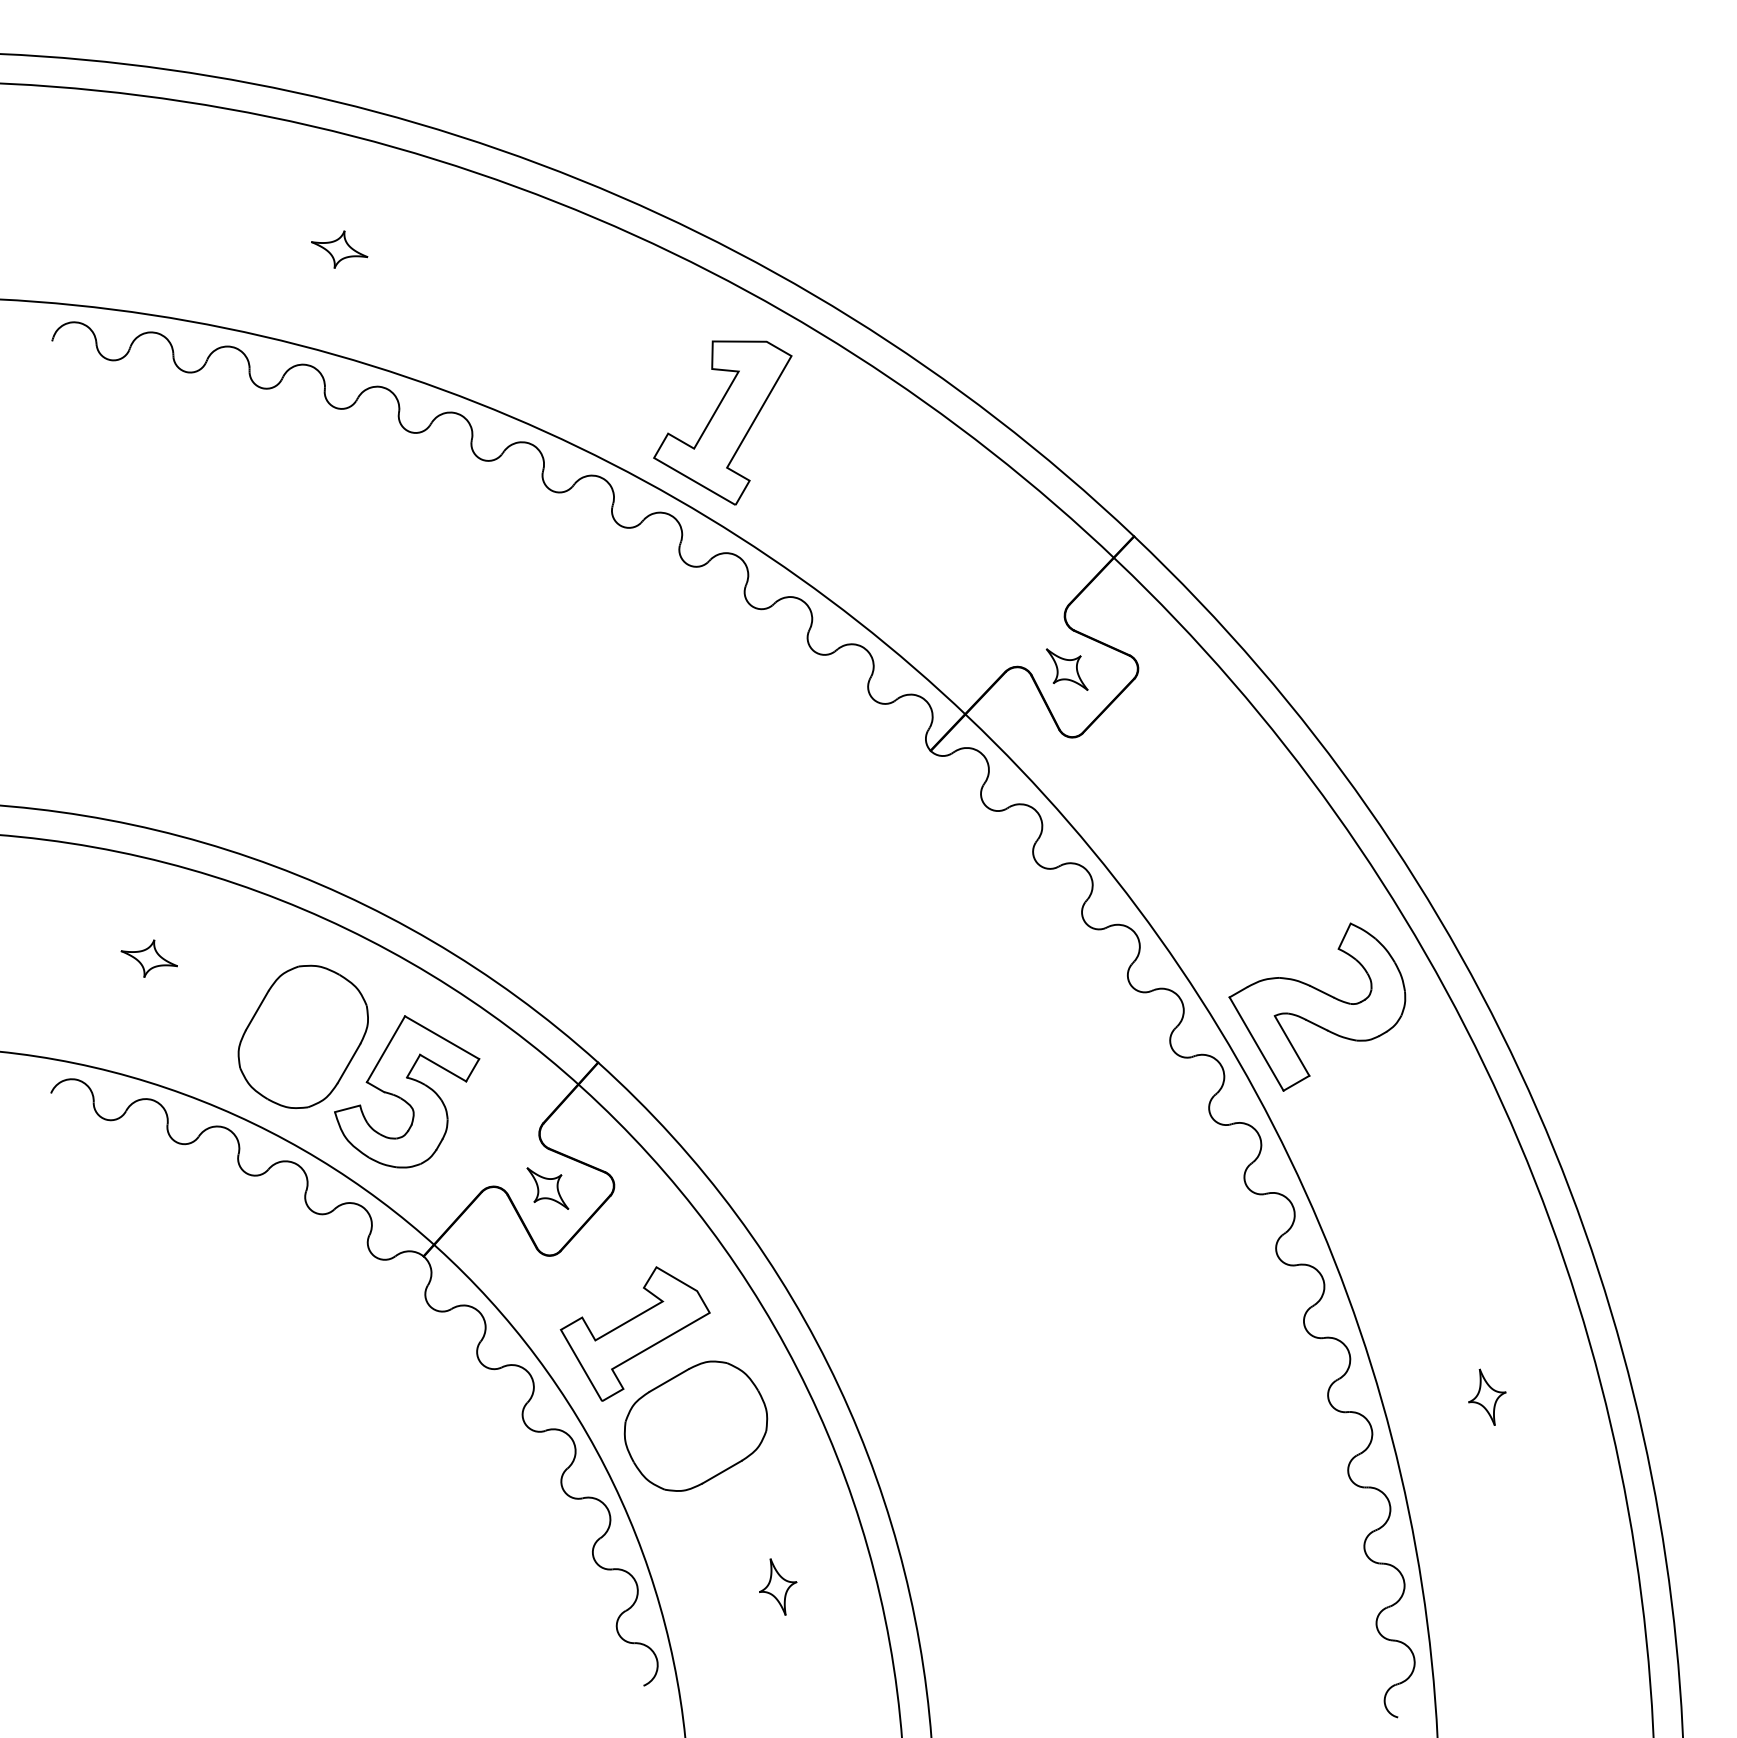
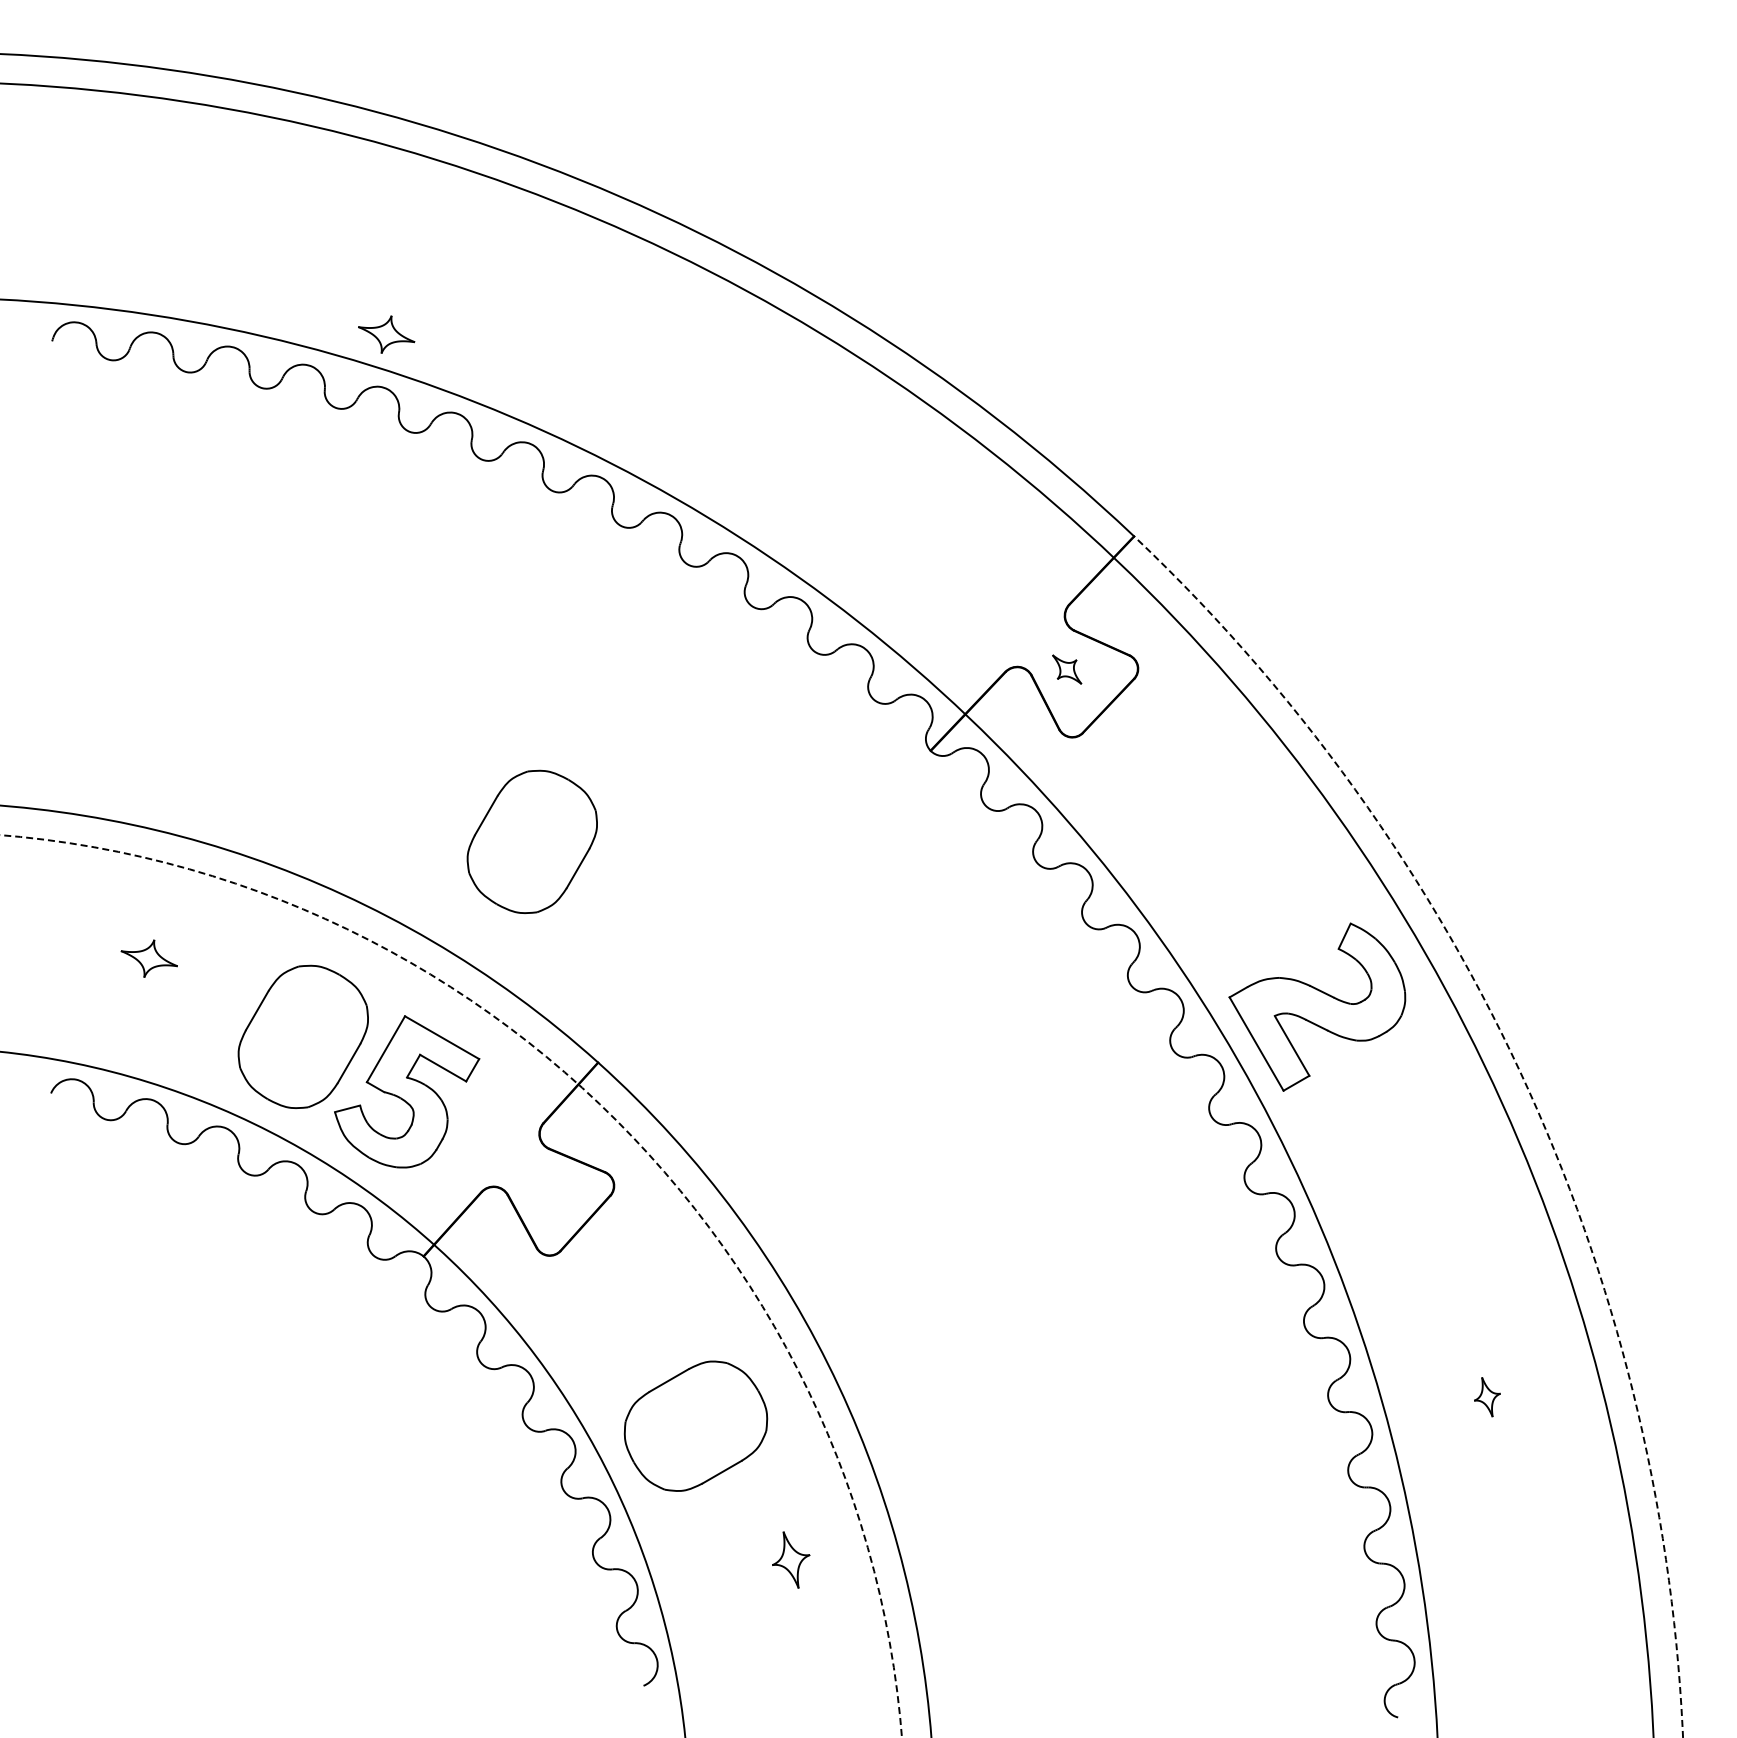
part position: (339, 249) -> (386, 334) (386, 334)
part: present -> none (722, 422)
part size: 44x43 px -> 31x31 px (1067, 669)
part: none -> present (531, 841)
arc: solid -> dashed (1525, 1083)
part: present -> none (547, 1188)
circle: solid -> dashed (450, 1286)
part: present -> none (634, 1333)
part size: 39x58 px -> 27x41 px (1487, 1397)
part position: (778, 1586) -> (791, 1559) (791, 1559)
